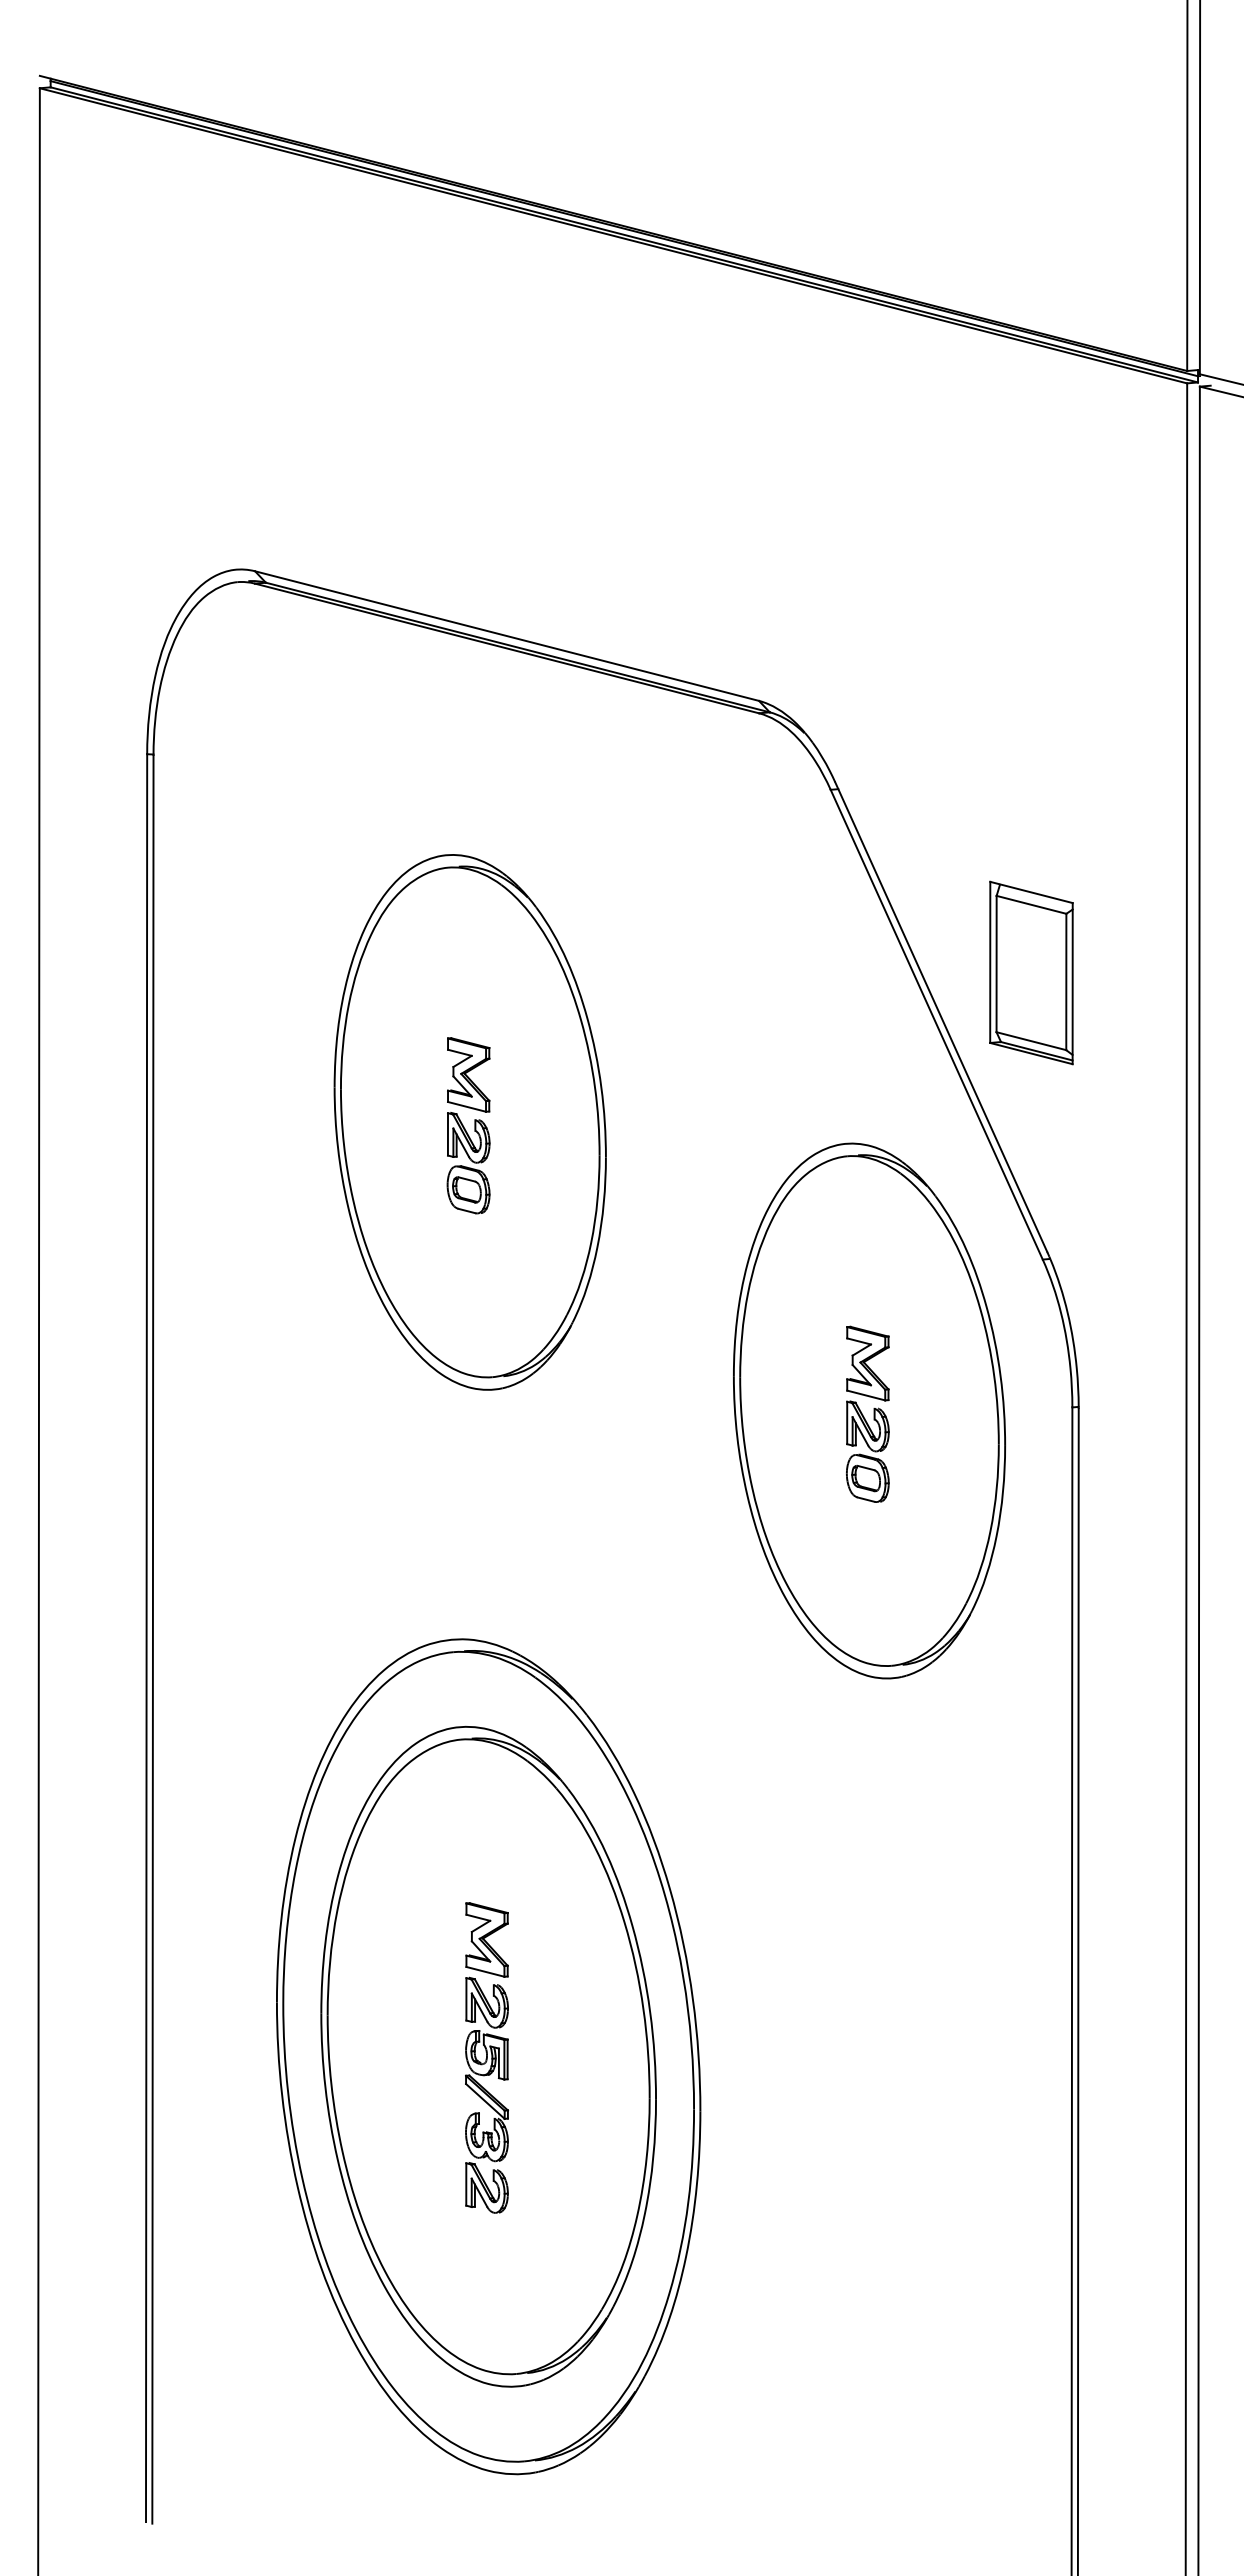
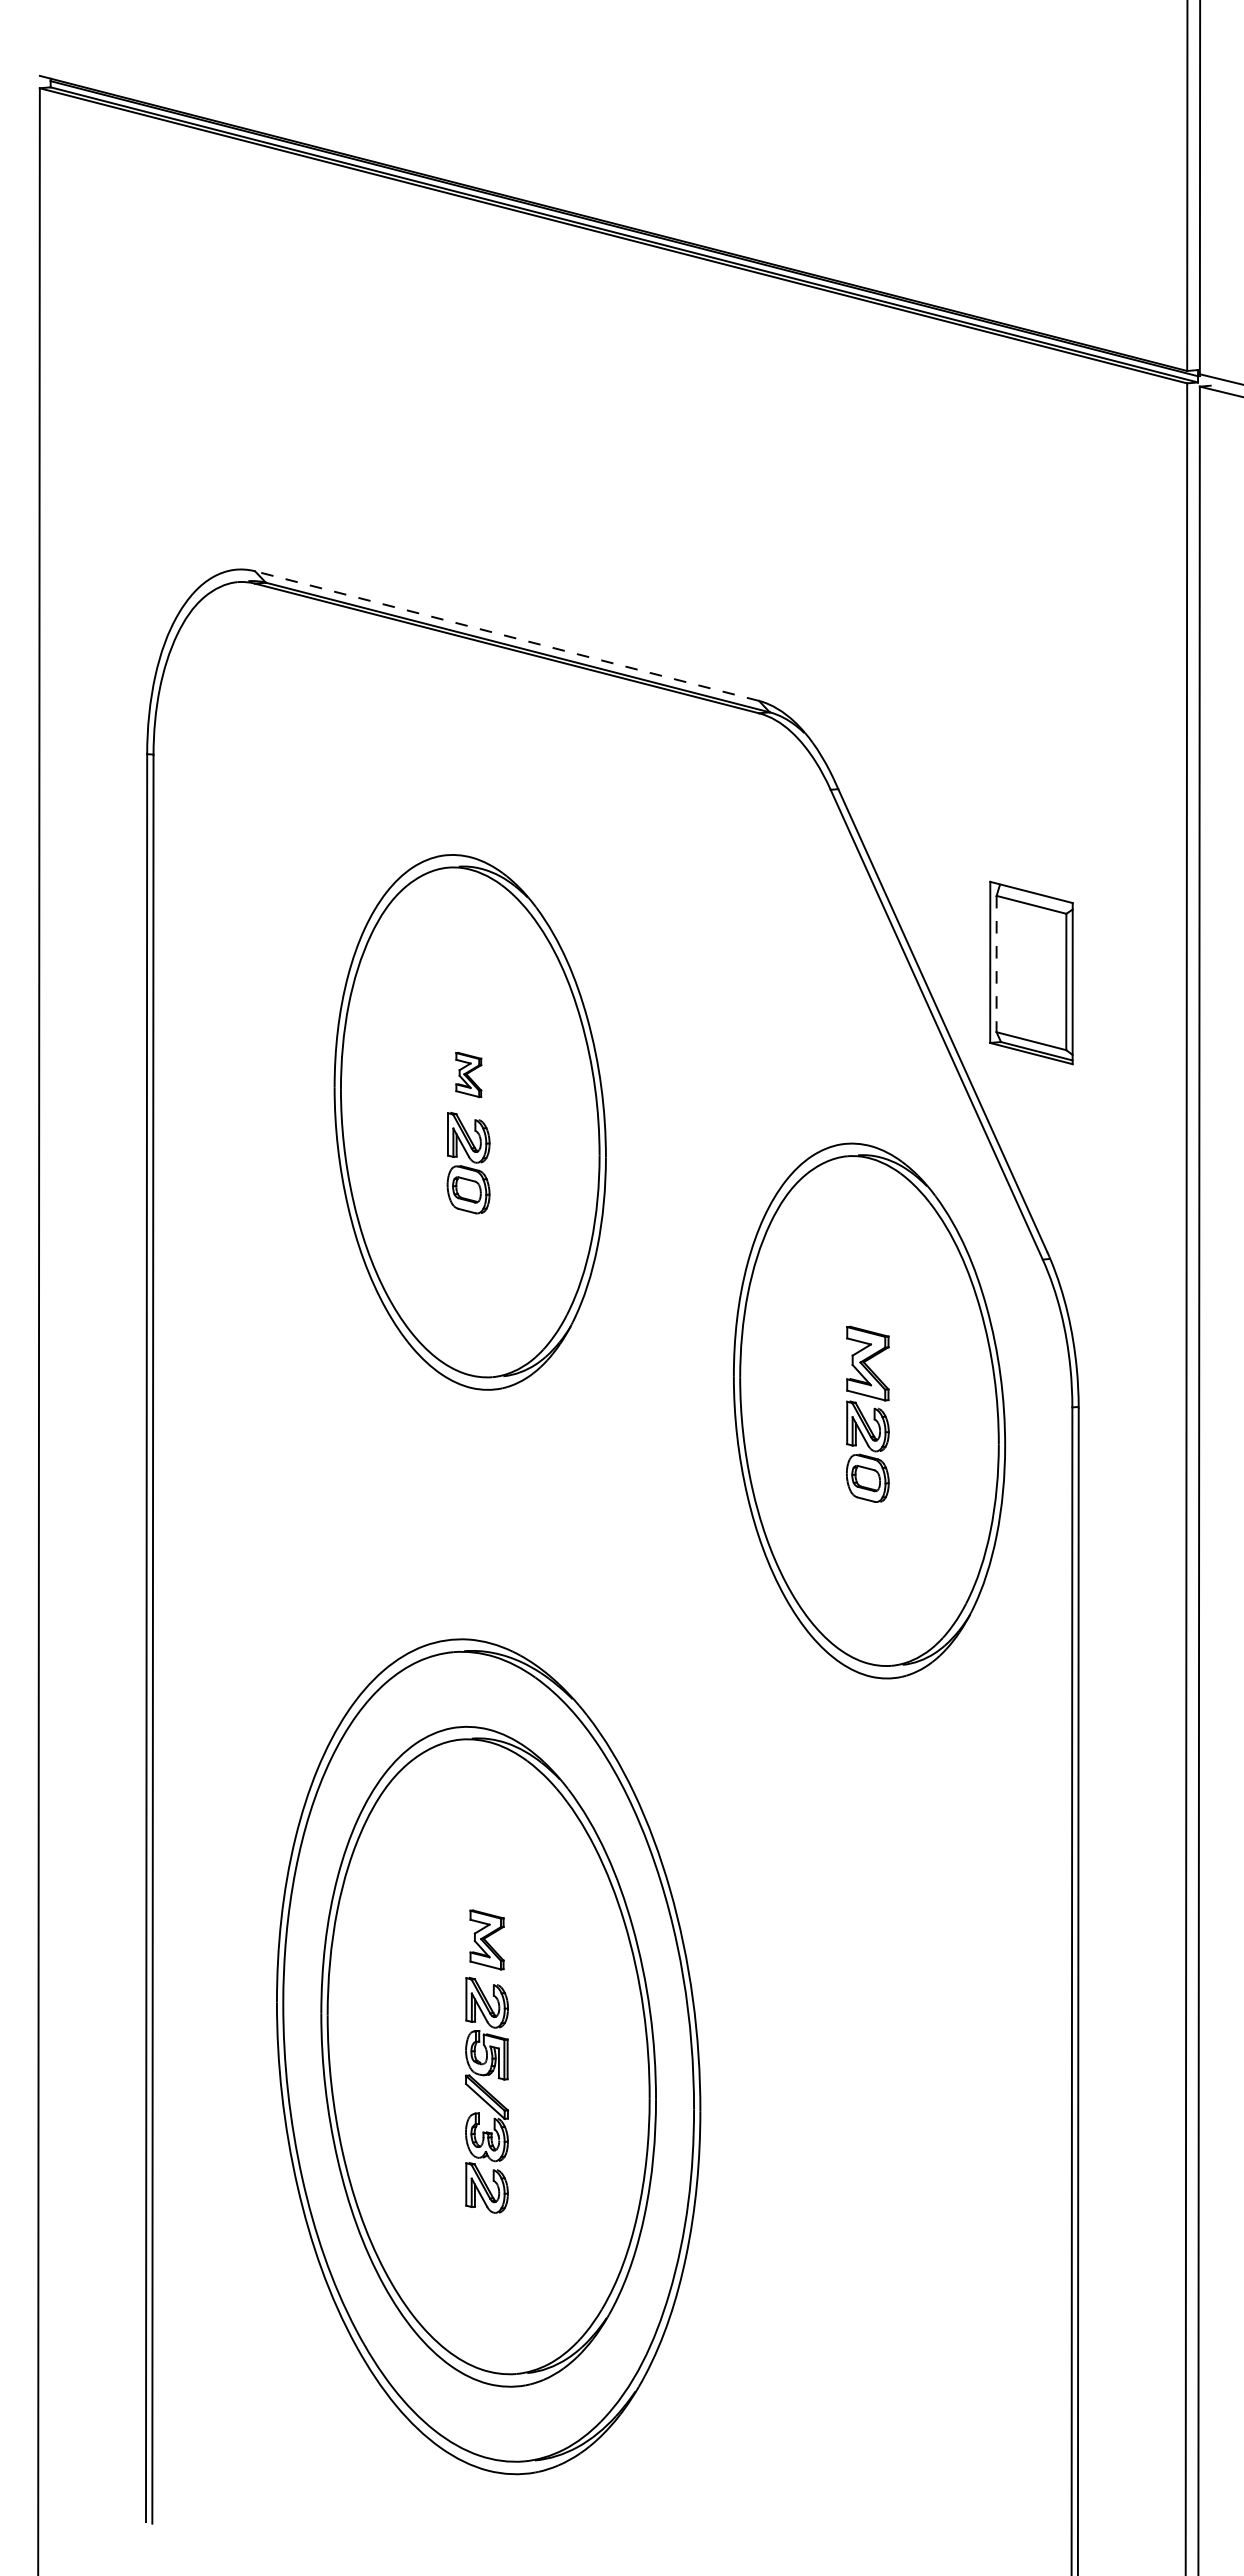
line: solid -> dashed (506, 635)
line: solid -> dashed (996, 964)
part size: 44x76 px -> 28x47 px (468, 1075)
part size: 44x76 px -> 36x62 px (486, 1939)
